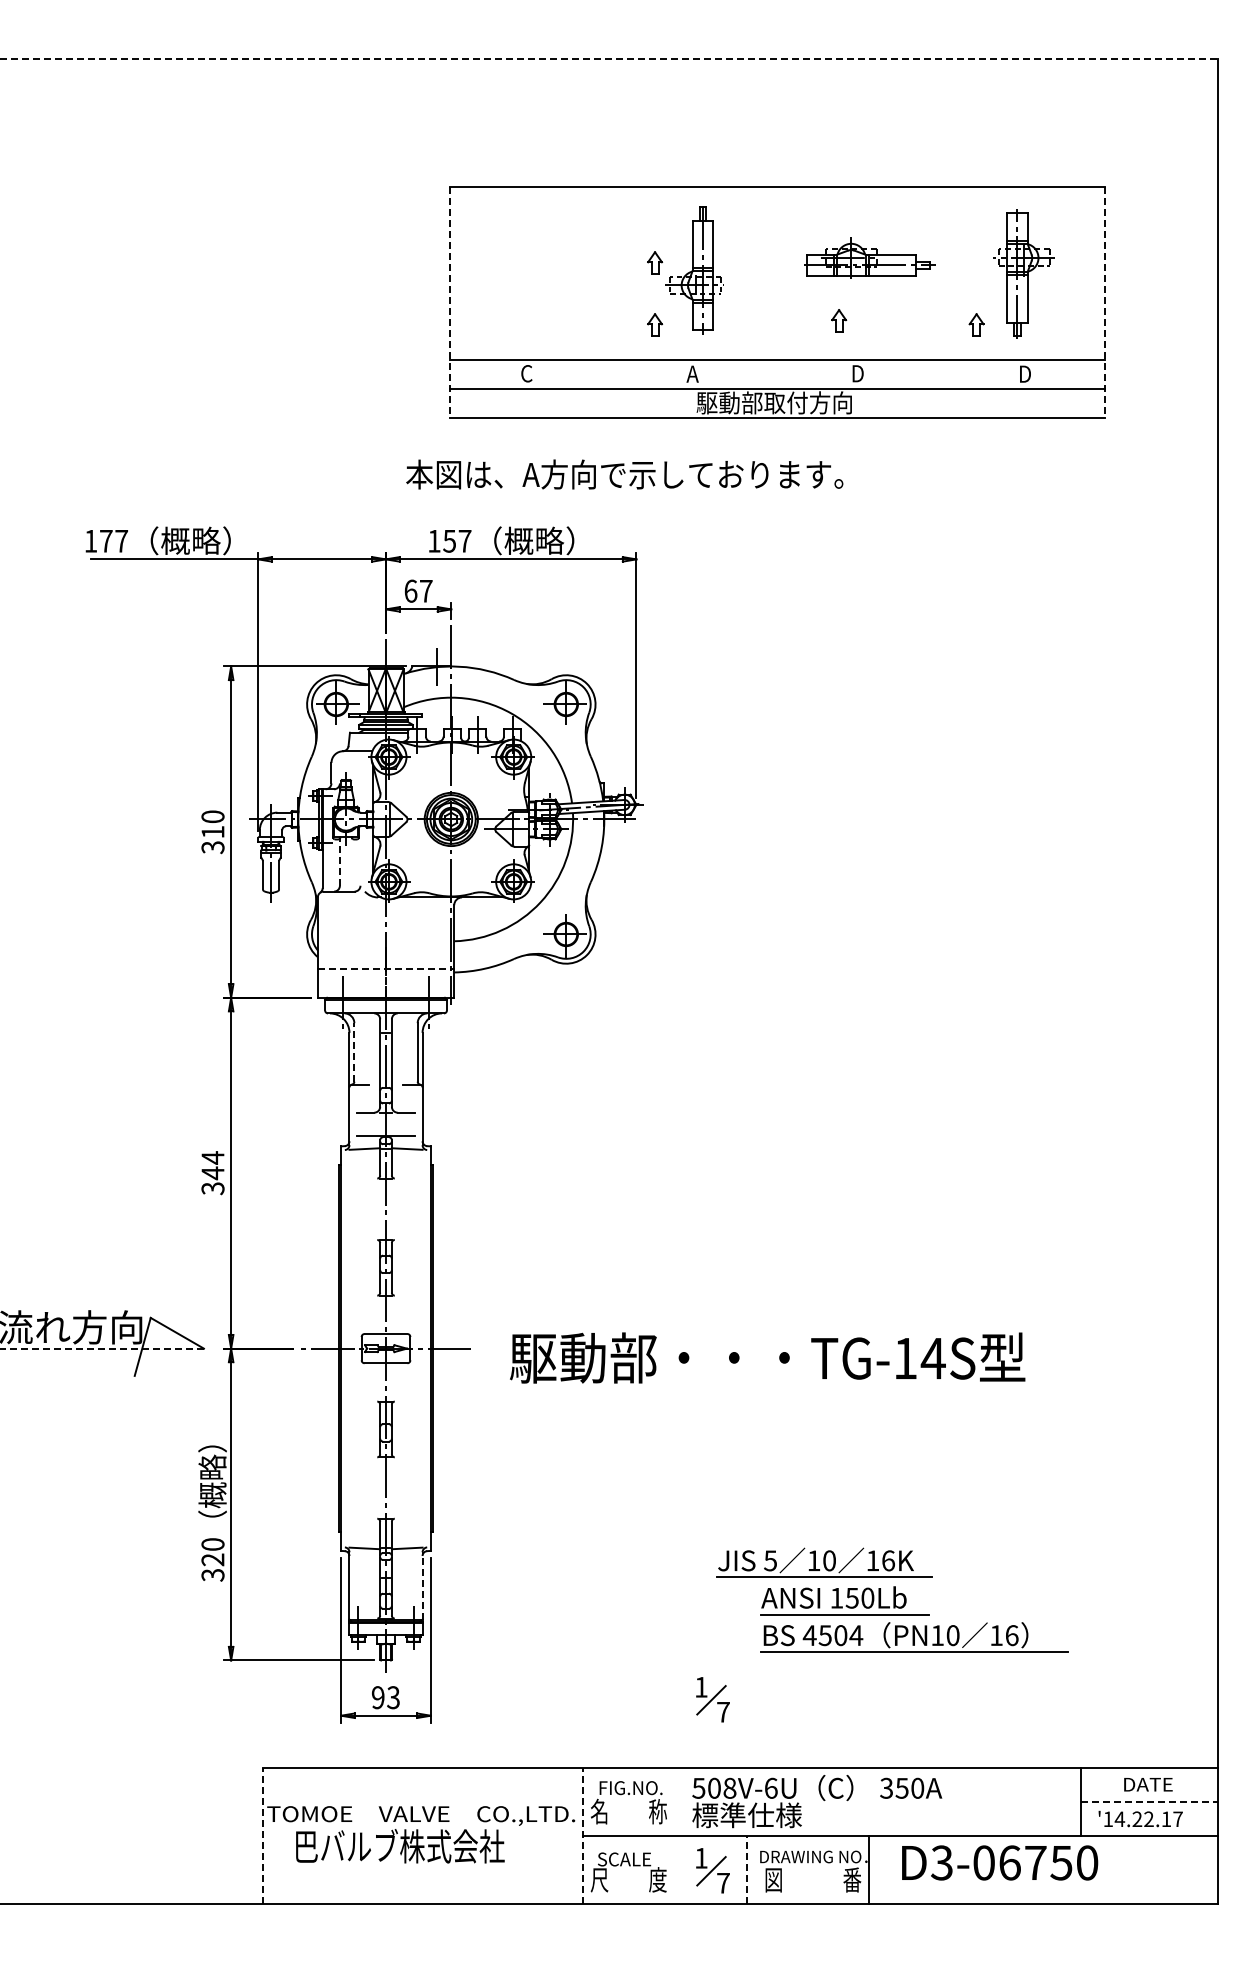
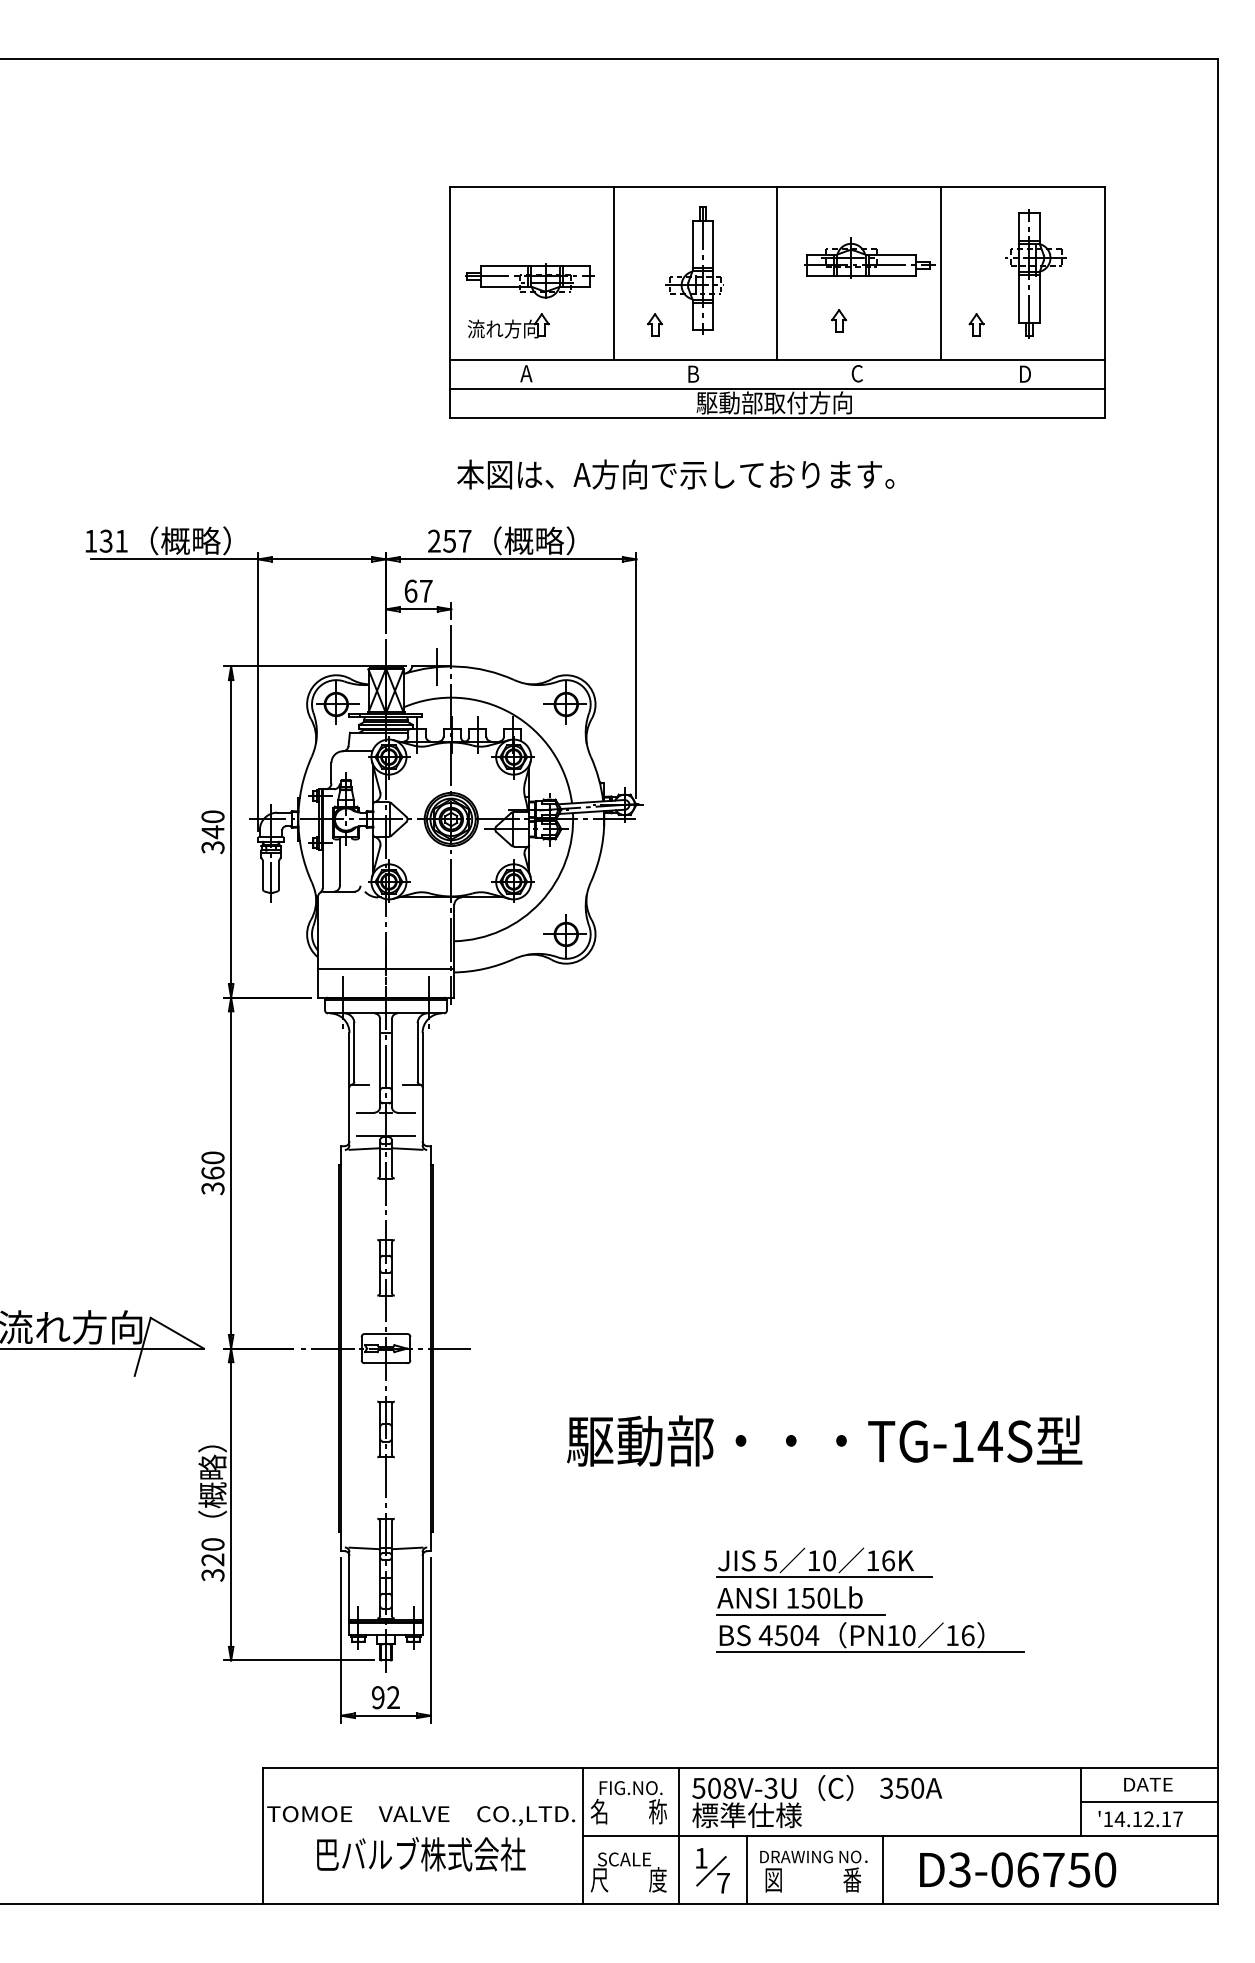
line: dashed -> solid (609, 58)
part: present -> none (655, 262)
line: none -> present (613, 273)
line: none -> present (777, 273)
line: none -> present (941, 273)
part position: (1023, 273) -> (1035, 273) (1035, 273)
part: none -> present (529, 280)
line: dashed -> solid (449, 302)
line: dashed -> solid (1104, 302)
part: none -> present (508, 325)
text: C -> A (526, 373)
text: A -> B (692, 373)
text: D -> C (857, 373)
text position: (624, 474) -> (675, 474) (675, 474)
text: 177 -> 131 (113, 540)
text: 157 -> 257 (434, 540)
text: 310 -> 340 (212, 832)
line: dashed -> solid (339, 861)
line: dashed -> solid (386, 968)
line: dashed -> solid (354, 1051)
text: 344 -> 360 (212, 1165)
line: dashed -> solid (102, 1348)
text position: (767, 1357) -> (824, 1440) (824, 1440)
line: dashed -> solid (422, 1585)
part position: (914, 1619) -> (870, 1619) (870, 1619)
text: 93 -> 92 (393, 1697)
part: present -> none (712, 1699)
text: 508V-6U -> 508V-3U (770, 1787)
line: dashed -> solid (1149, 1801)
text: '14.22.17 -> '14.12.17 (1137, 1818)
line: dashed -> solid (262, 1835)
line: dashed -> solid (583, 1835)
line: none -> present (678, 1835)
text position: (400, 1846) -> (421, 1854) (421, 1854)
text position: (1000, 1862) -> (1018, 1869) (1018, 1869)
line: dashed -> solid (746, 1869)
line position: (869, 1869) -> (883, 1869) (883, 1869)
